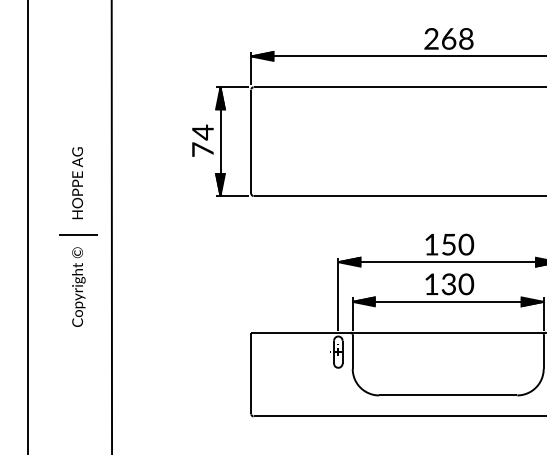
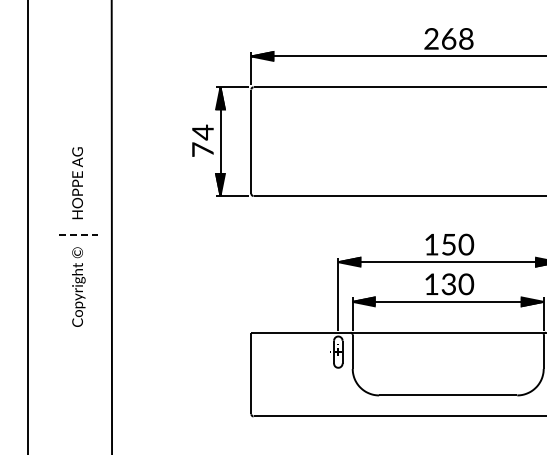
line: solid -> dashed (78, 234)
